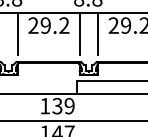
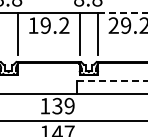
line: solid -> dashed (123, 13)
text: 29.2 -> 19.2 (33, 25)
line: solid -> dashed (113, 80)
